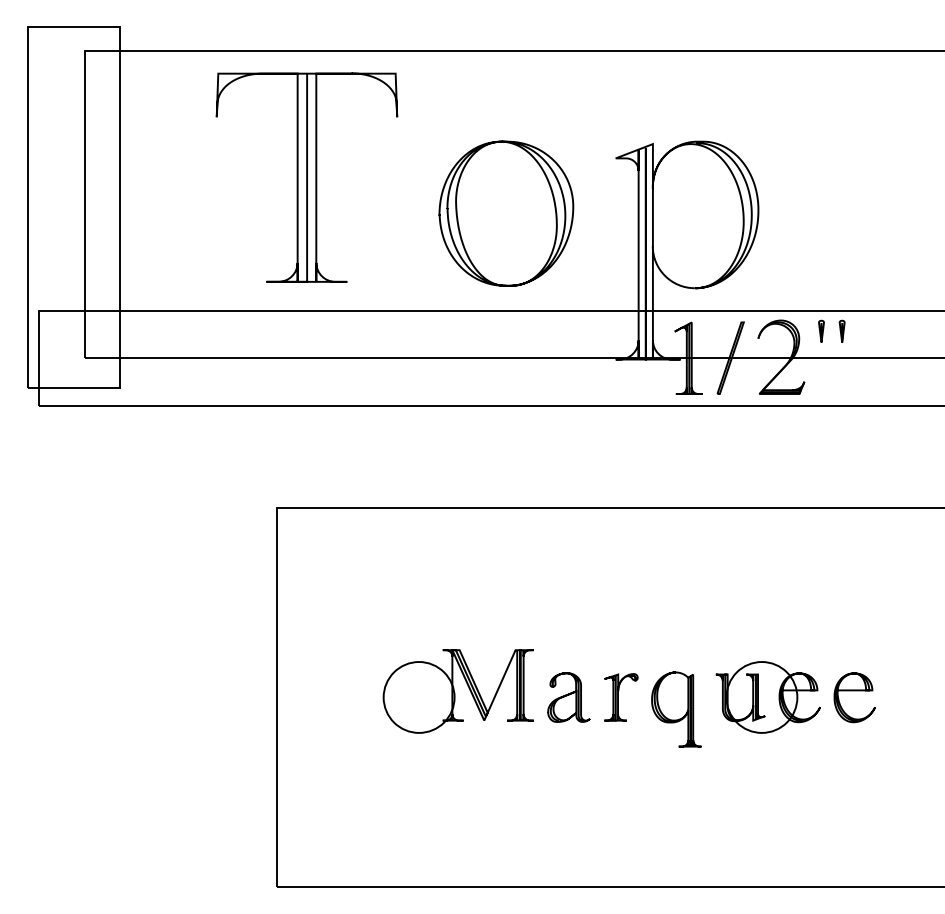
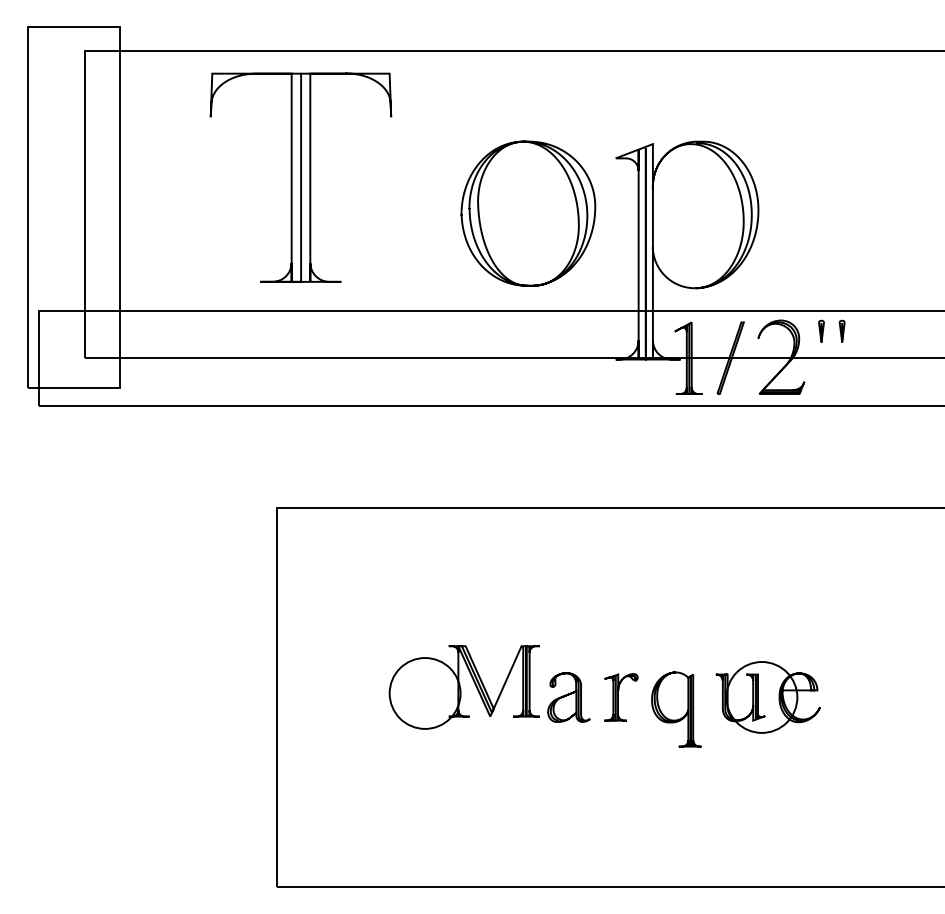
curve position: (306, 177) -> (300, 177) (300, 177)
curve position: (554, 209) -> (576, 209) (576, 209)
part position: (457, 691) -> (463, 687) (463, 687)
curve: present -> none (854, 691)
